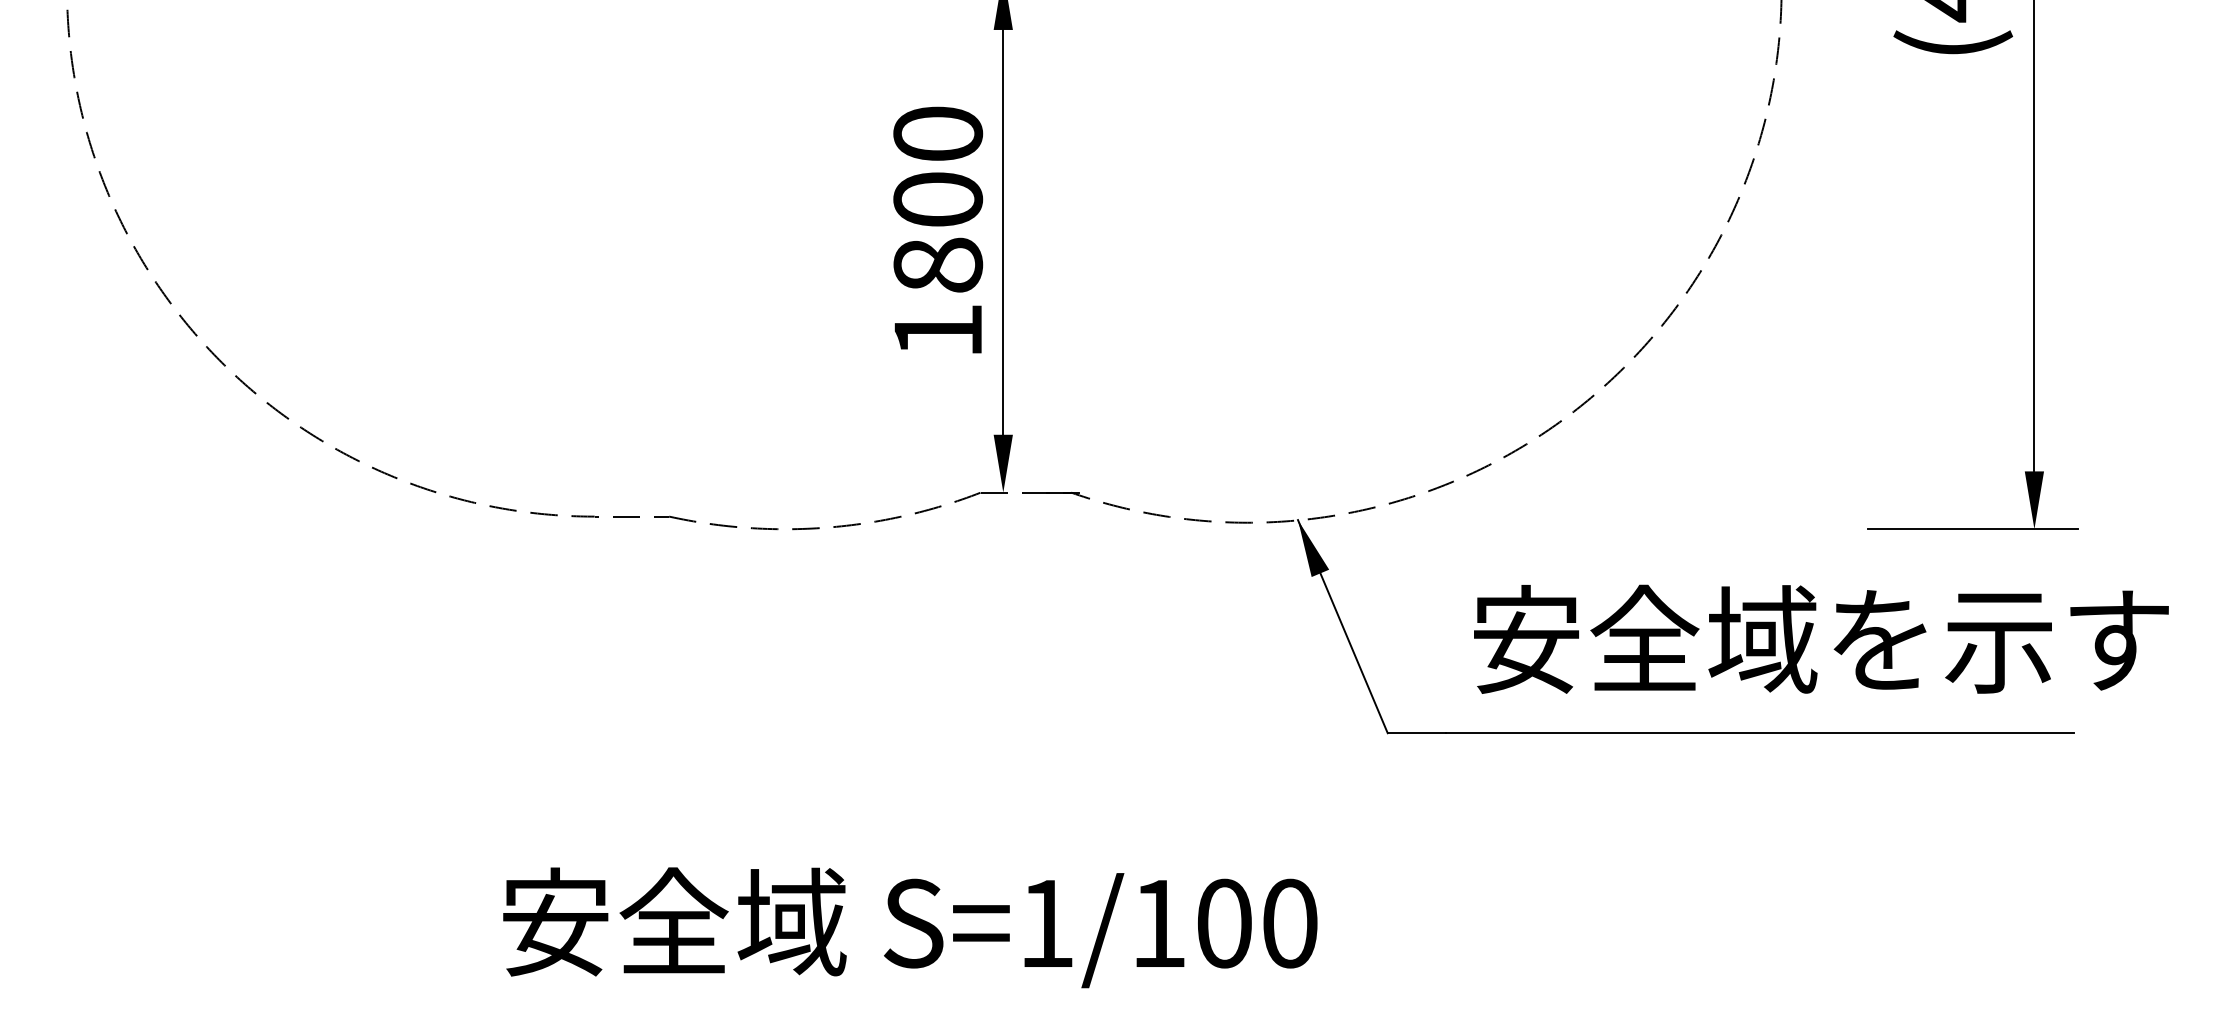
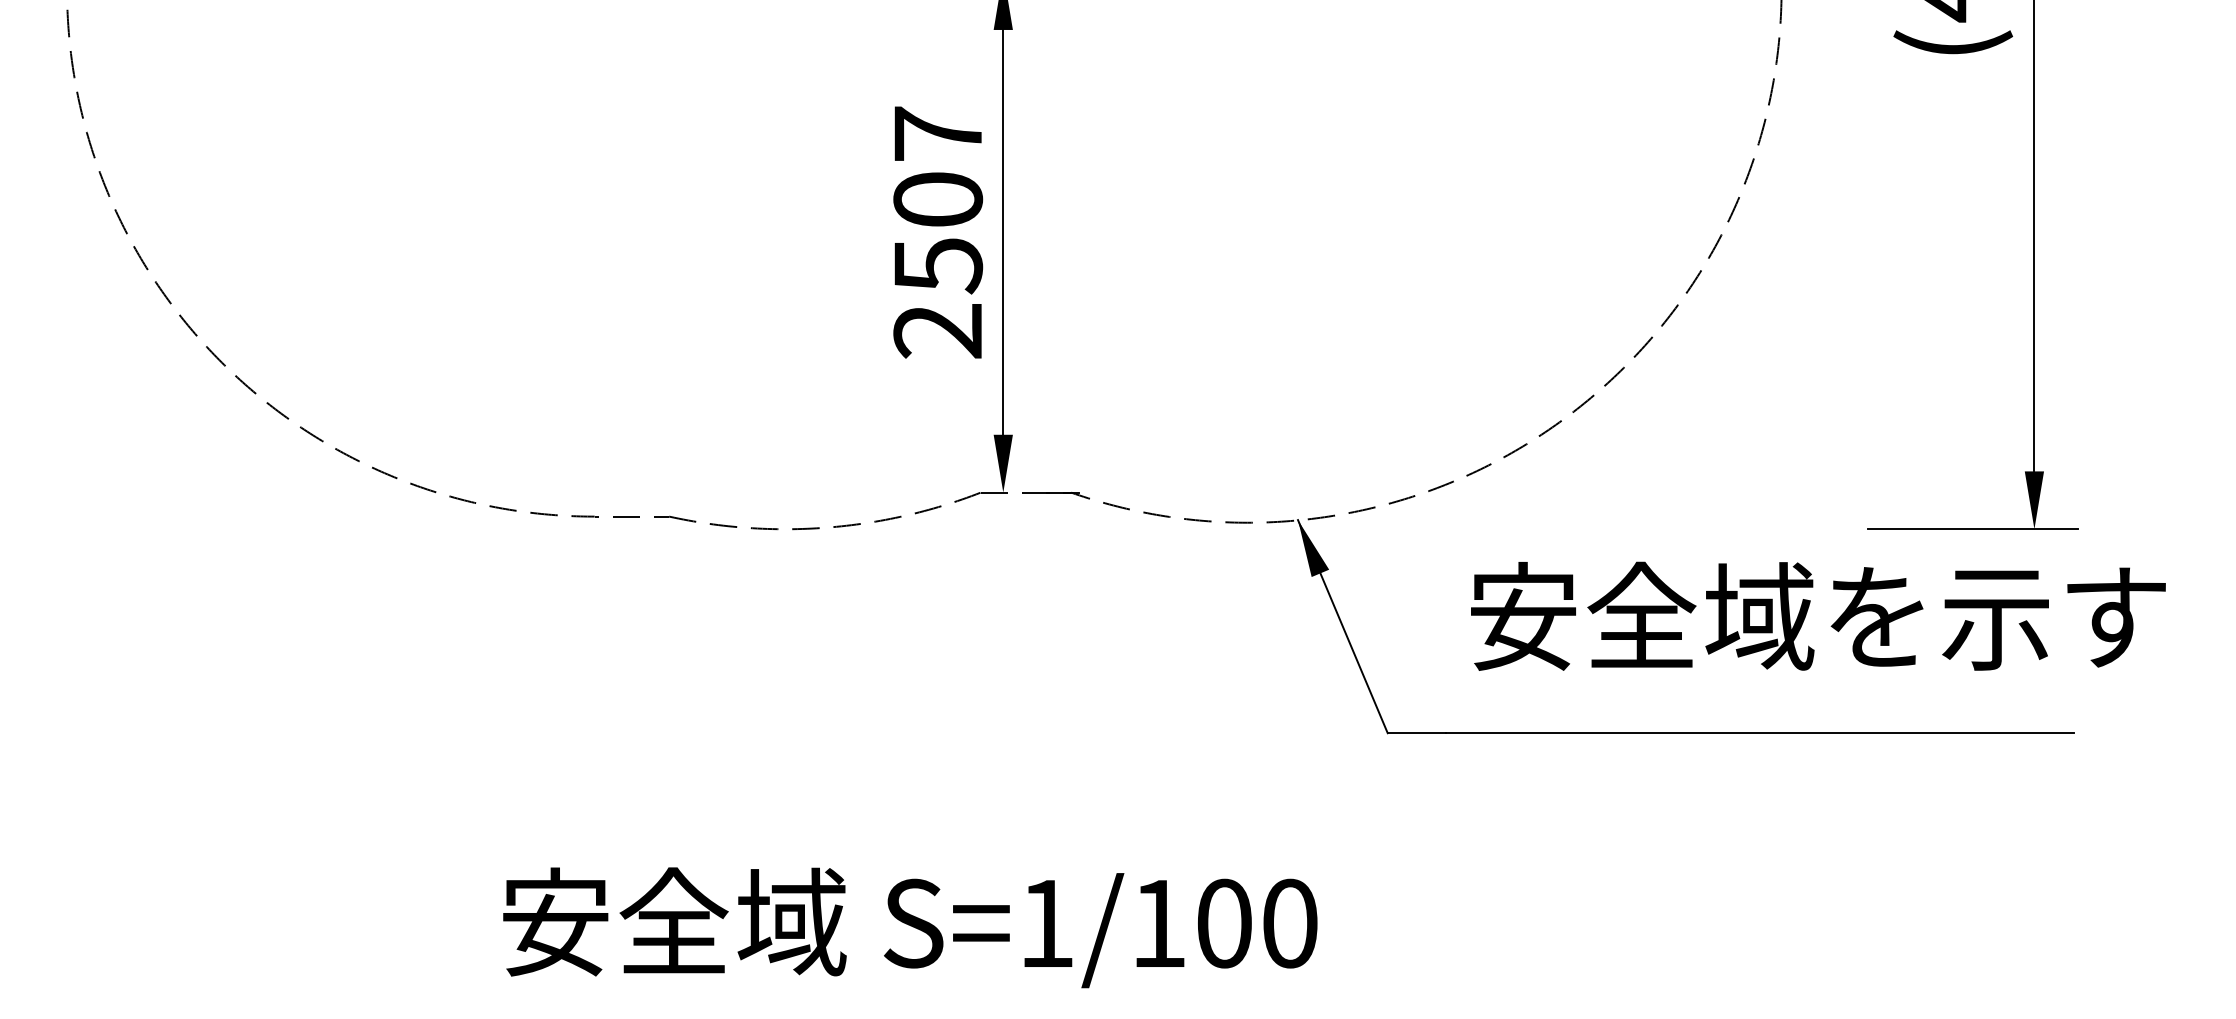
text: 1800 -> 2507 (938, 232)
text position: (1821, 638) -> (1818, 615) (1818, 615)
